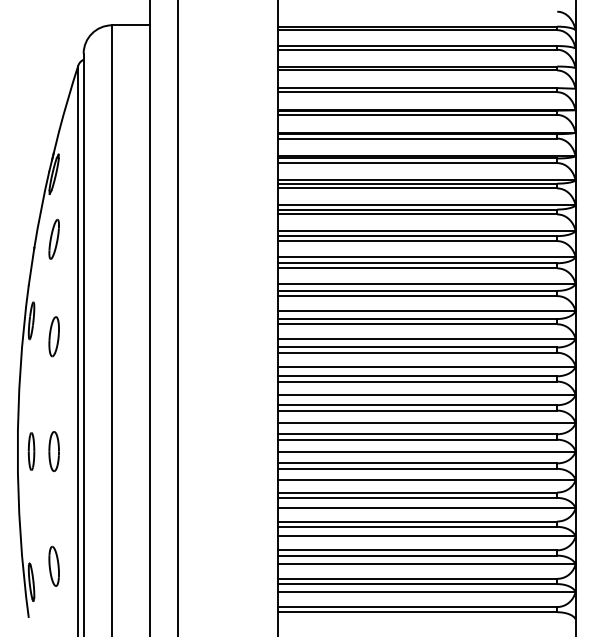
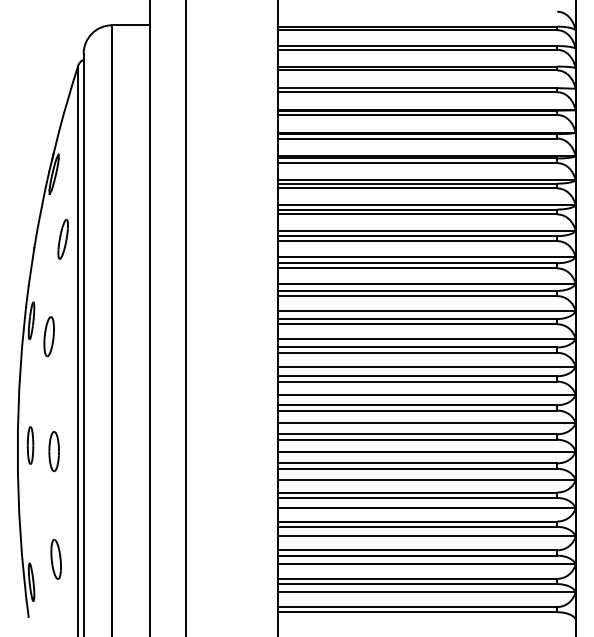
part position: (53, 238) -> (62, 238) (62, 238)
line position: (178, 317) -> (186, 317) (186, 317)
part position: (53, 336) -> (48, 336) (48, 336)
part position: (31, 451) -> (30, 445) (30, 445)
part position: (53, 565) -> (55, 558) (55, 558)
